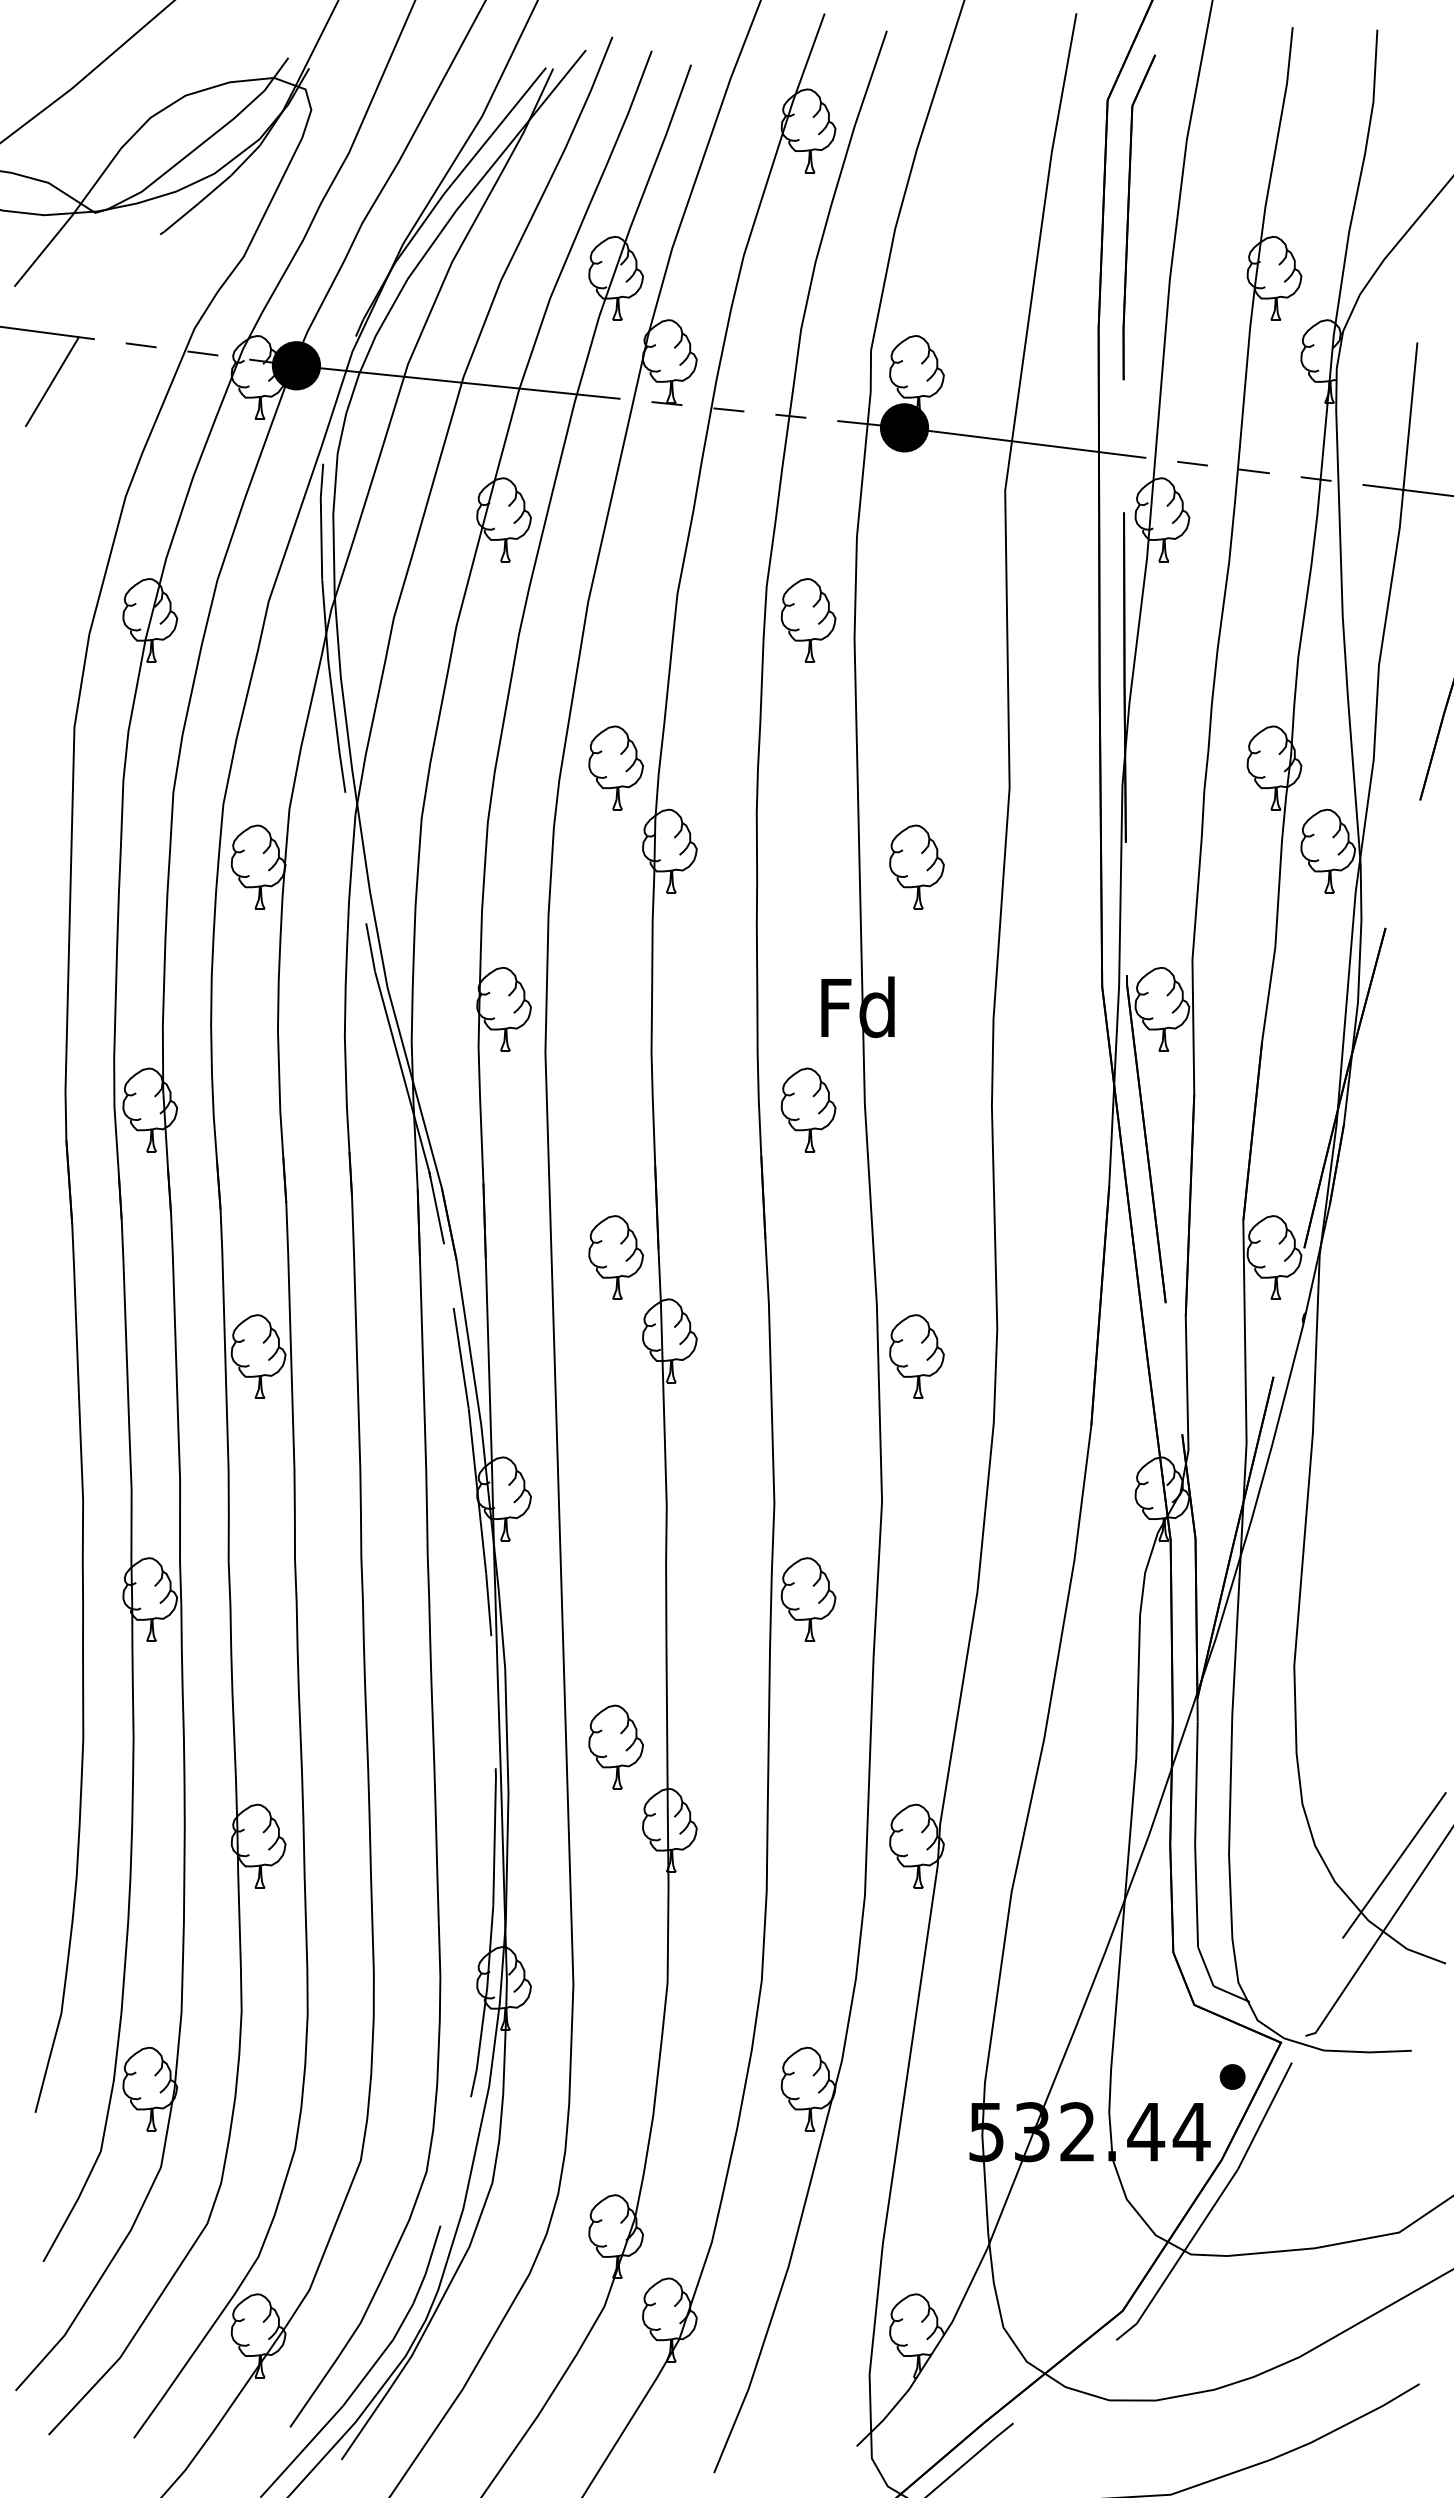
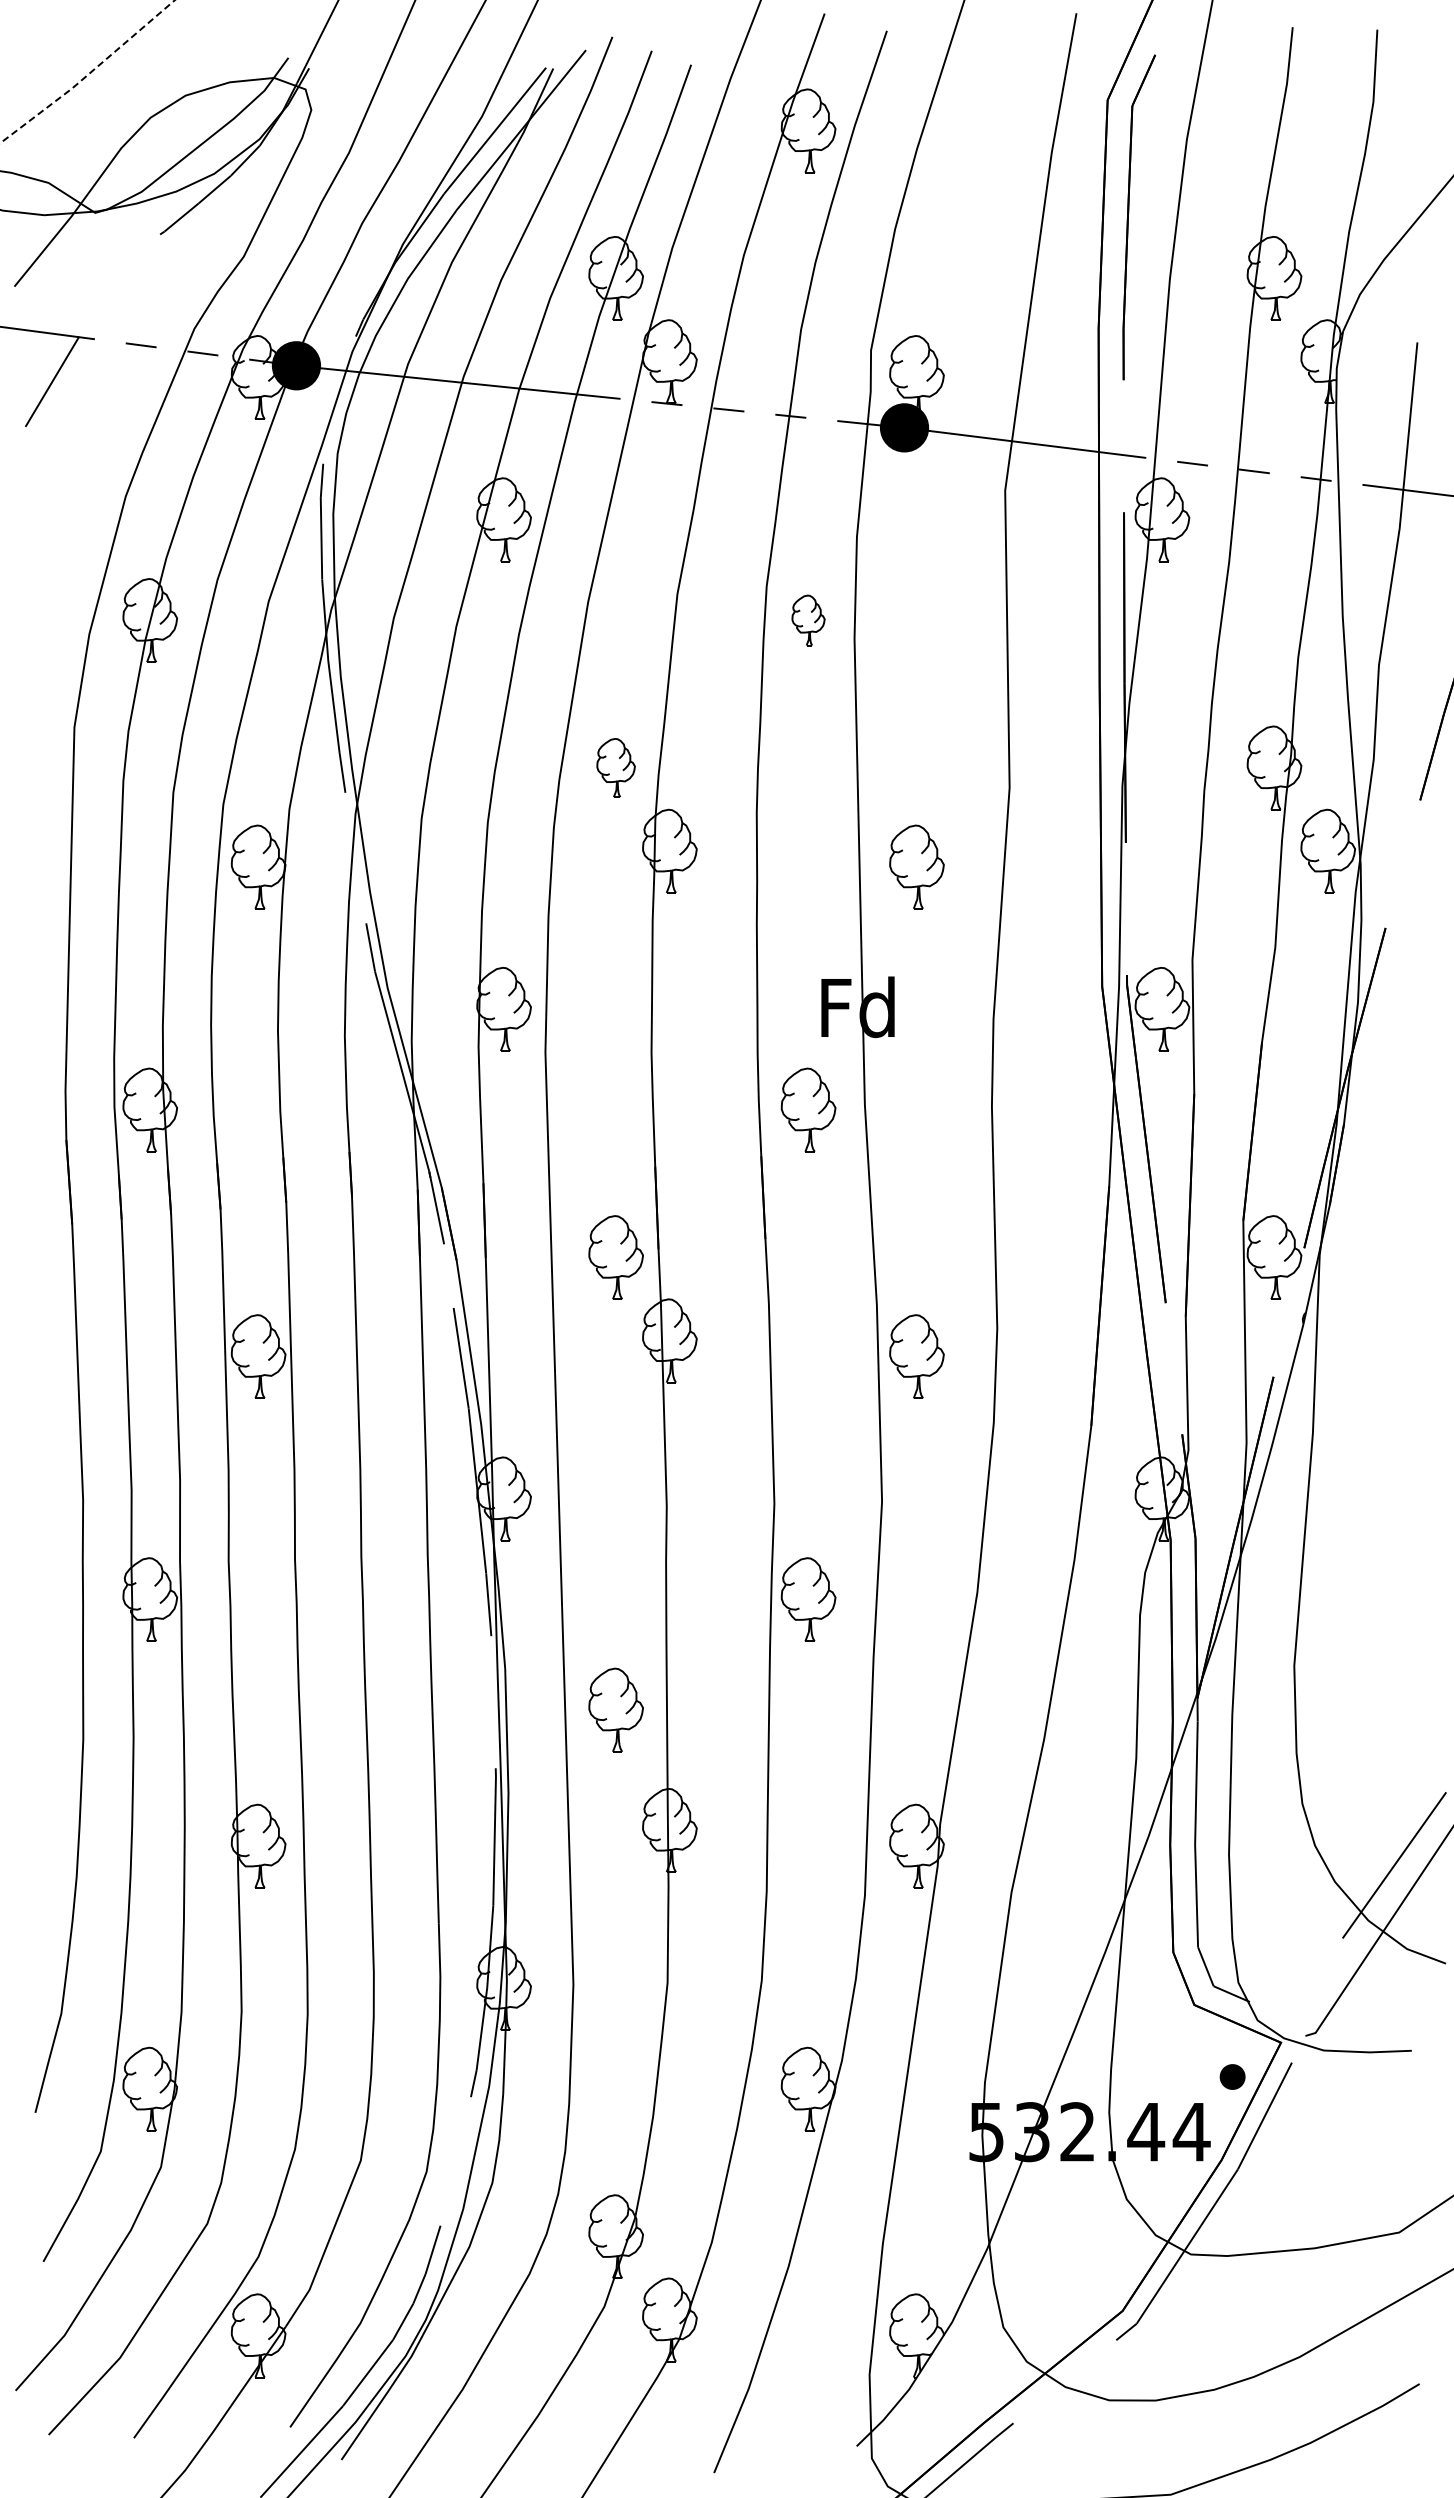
line: solid -> dashed (88, 74)
part size: 57x85 px -> 35x53 px (808, 620)
part size: 56x86 px -> 40x60 px (615, 767)
part position: (615, 1746) -> (615, 1709) (615, 1709)
